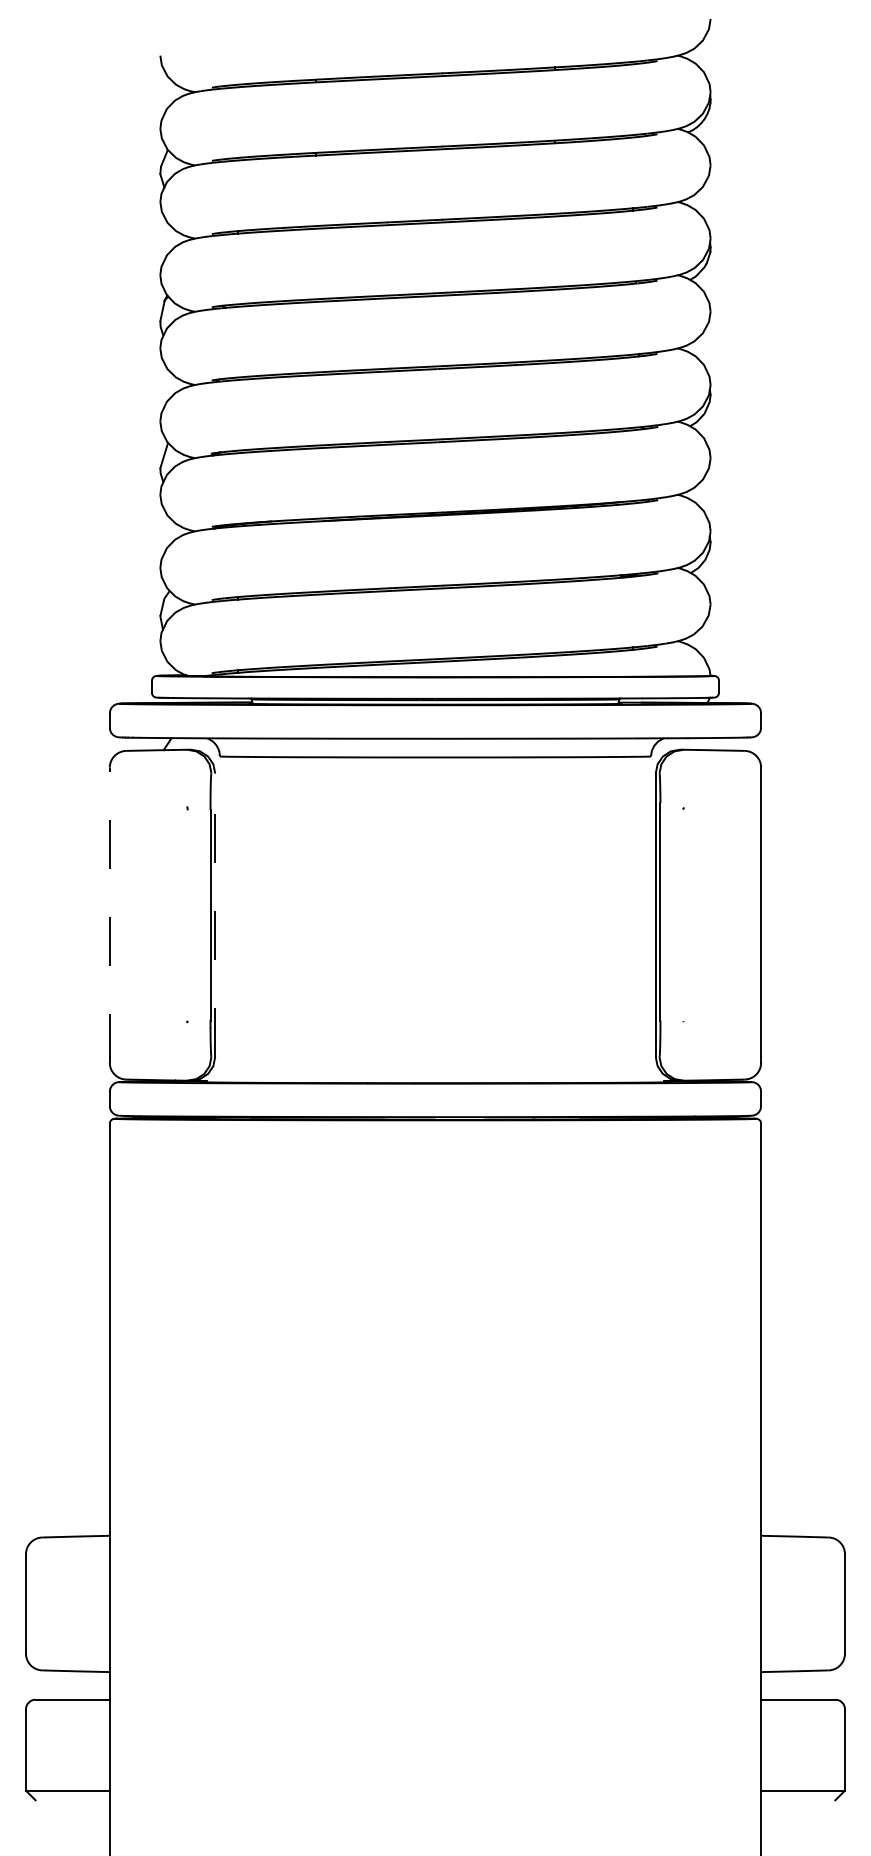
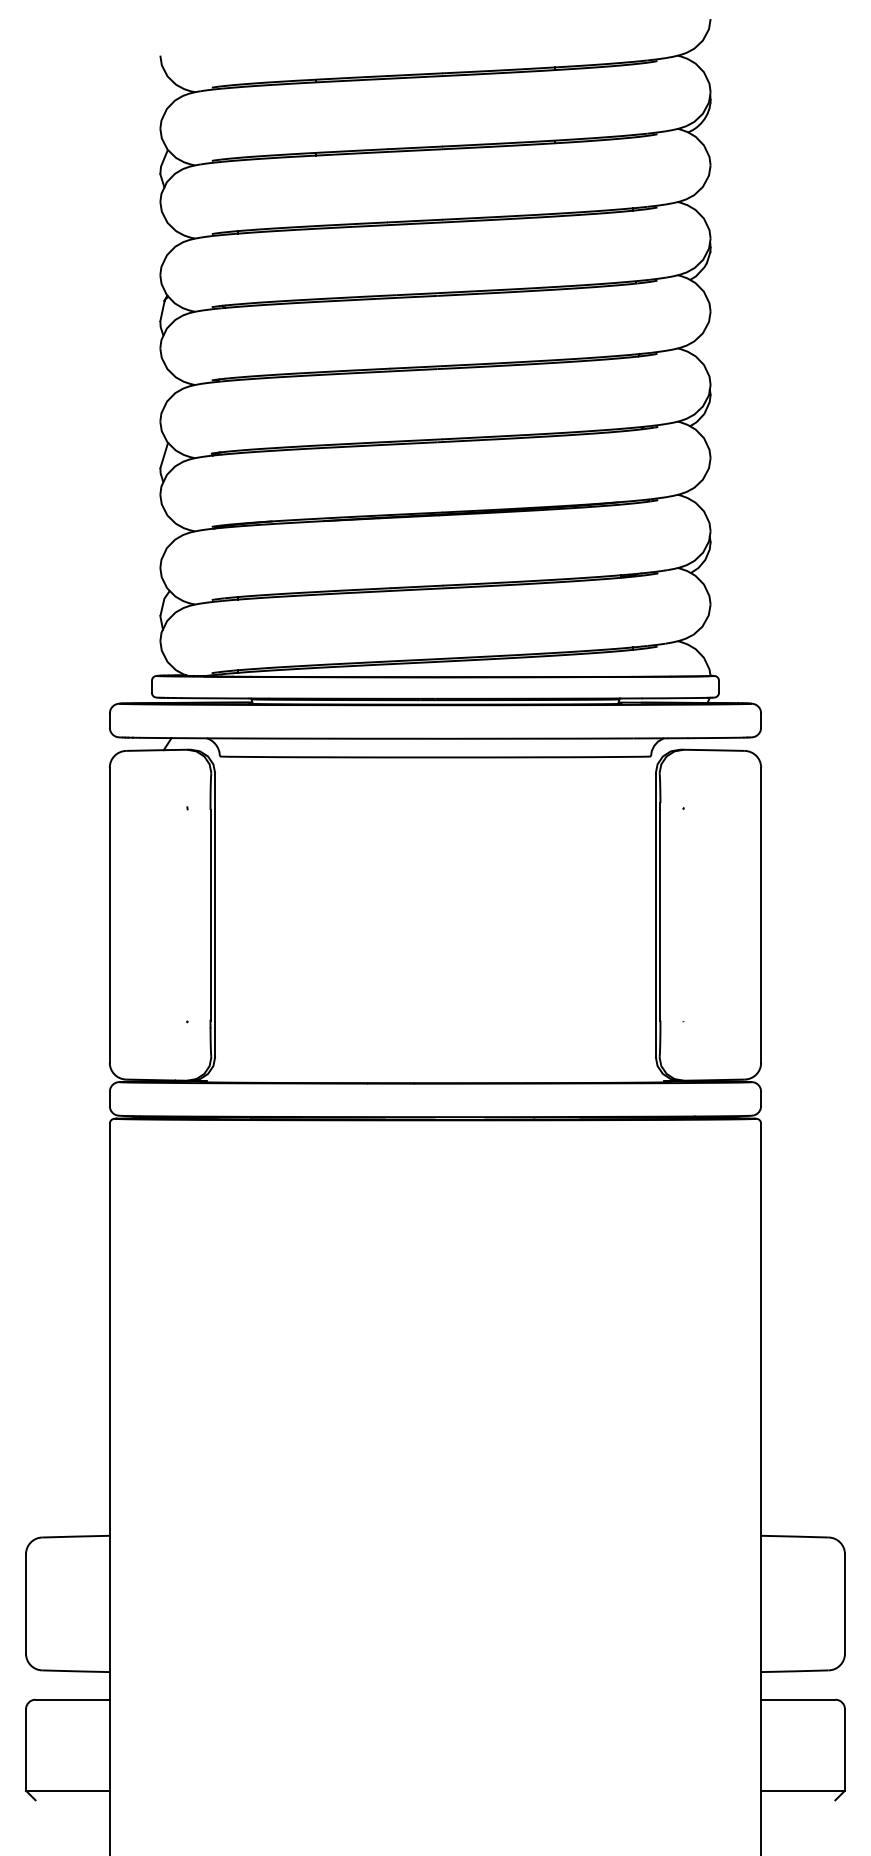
line: dashed -> solid (109, 915)
line: dashed -> solid (215, 915)
